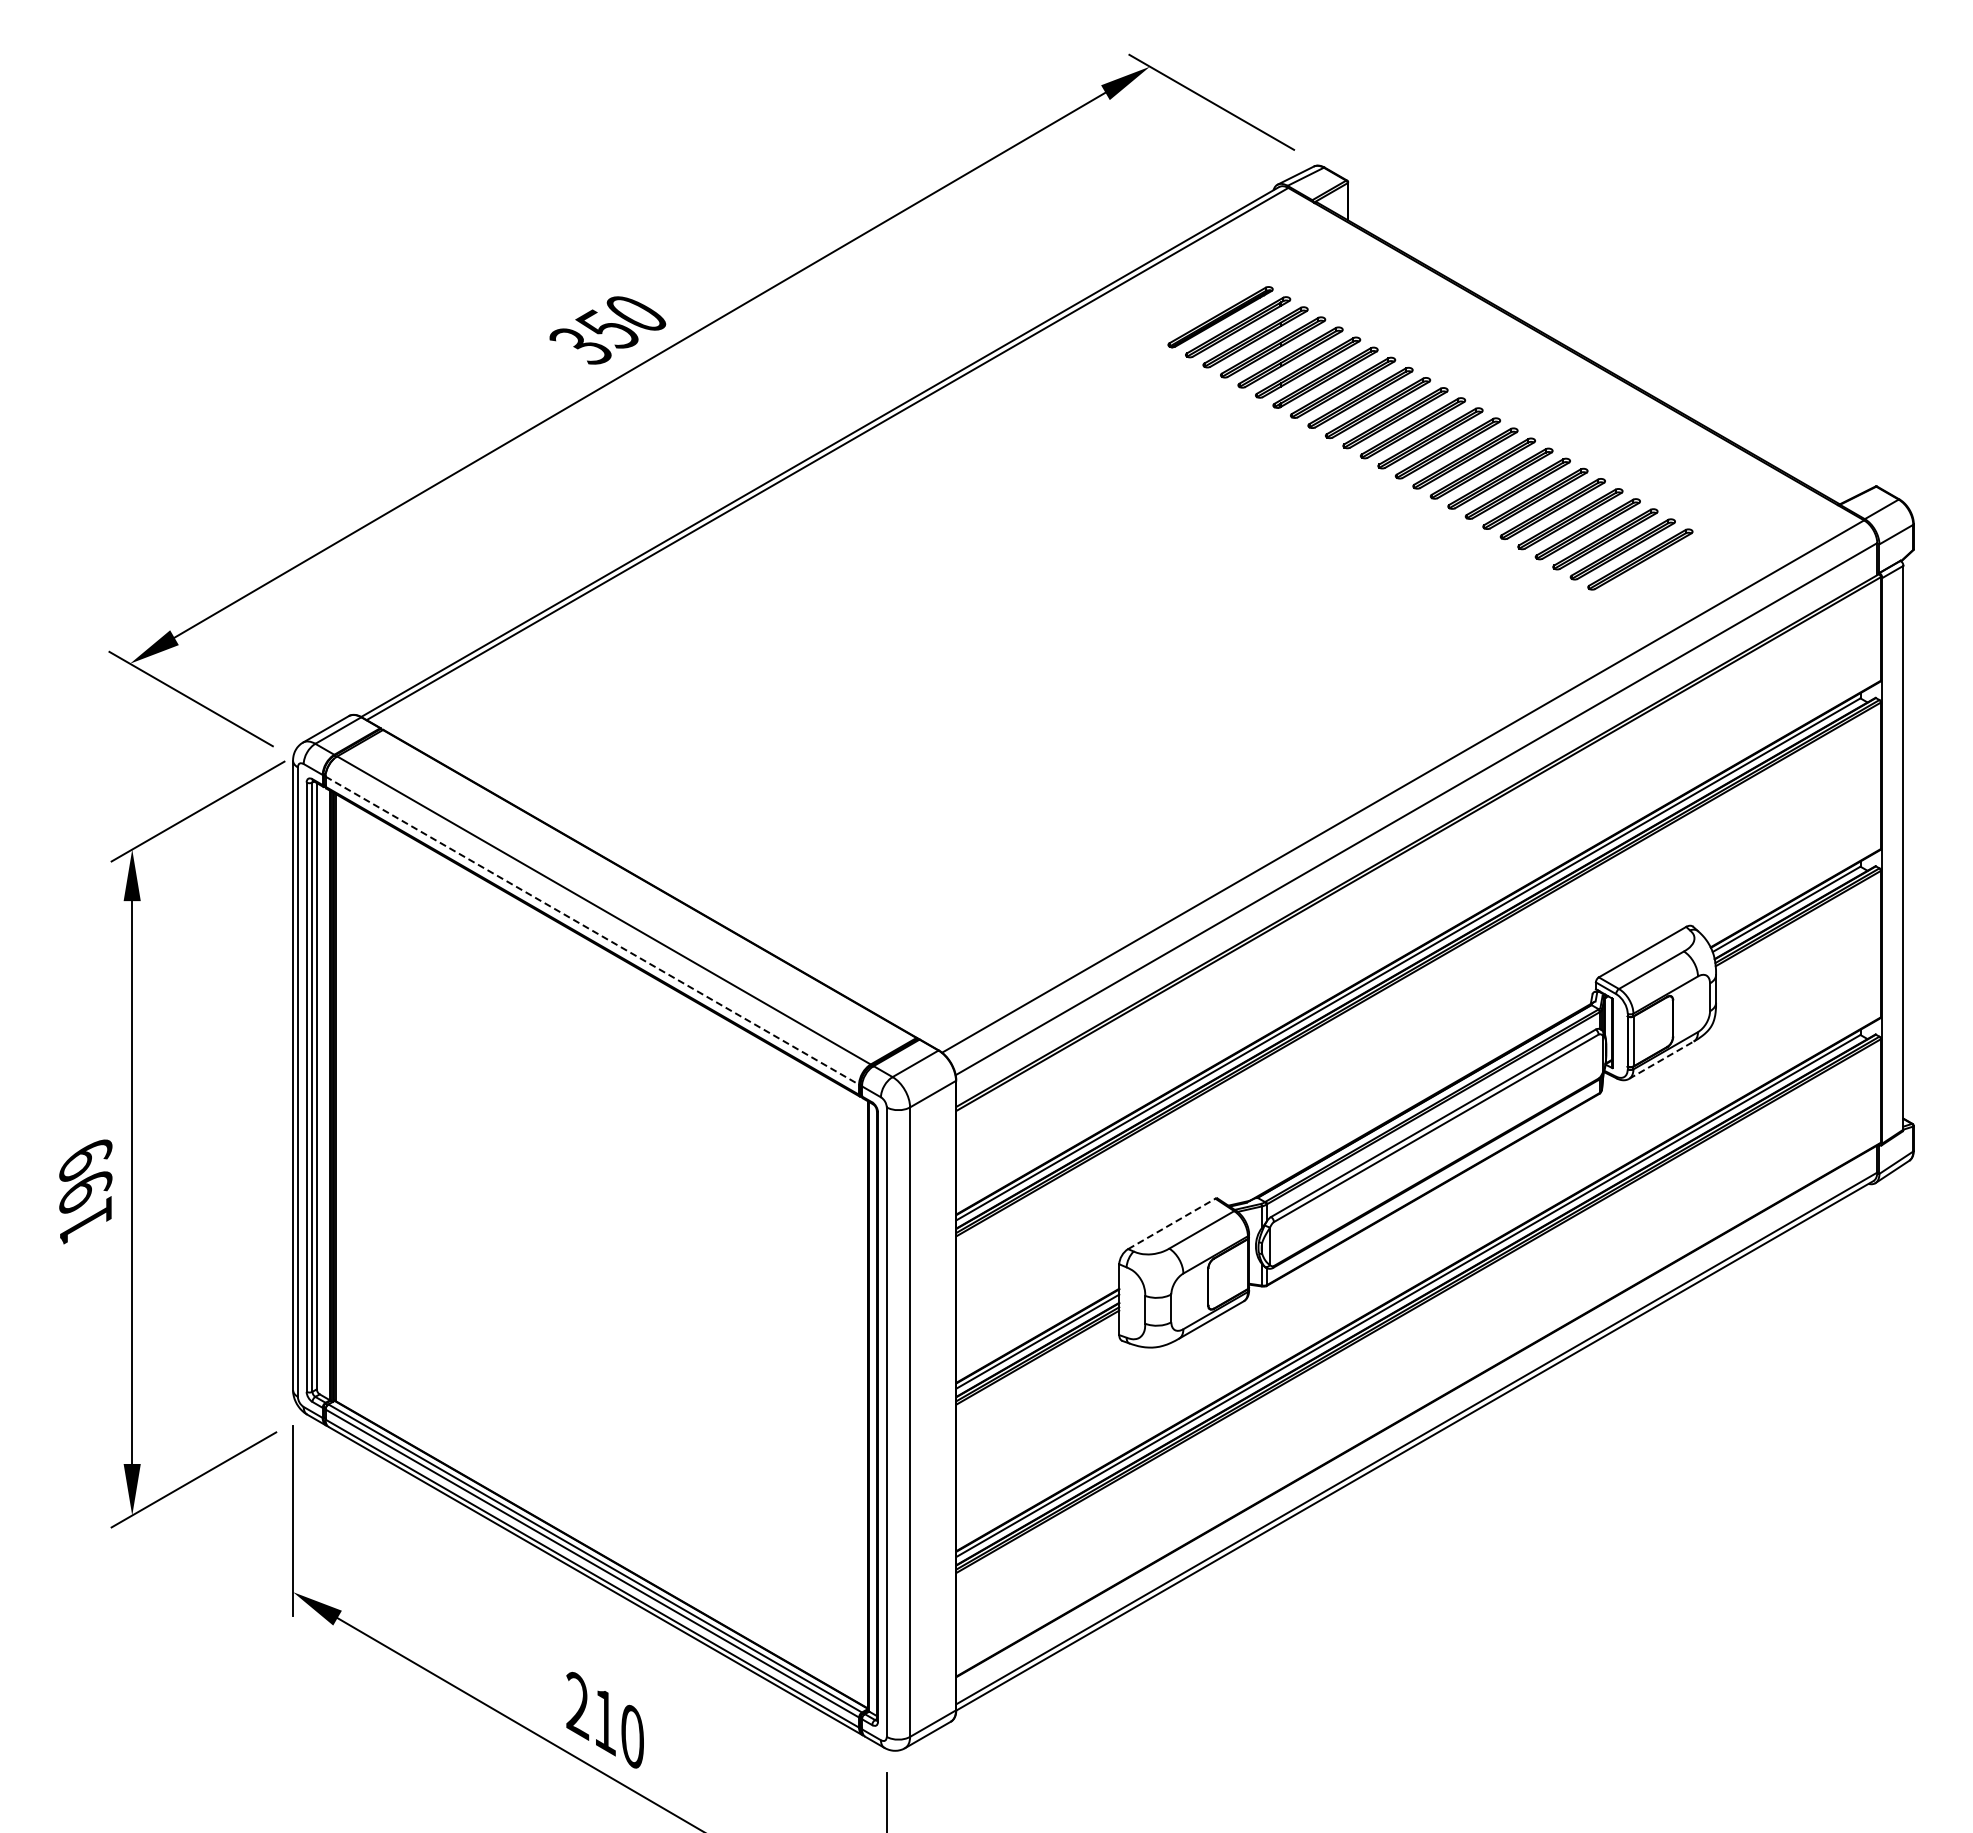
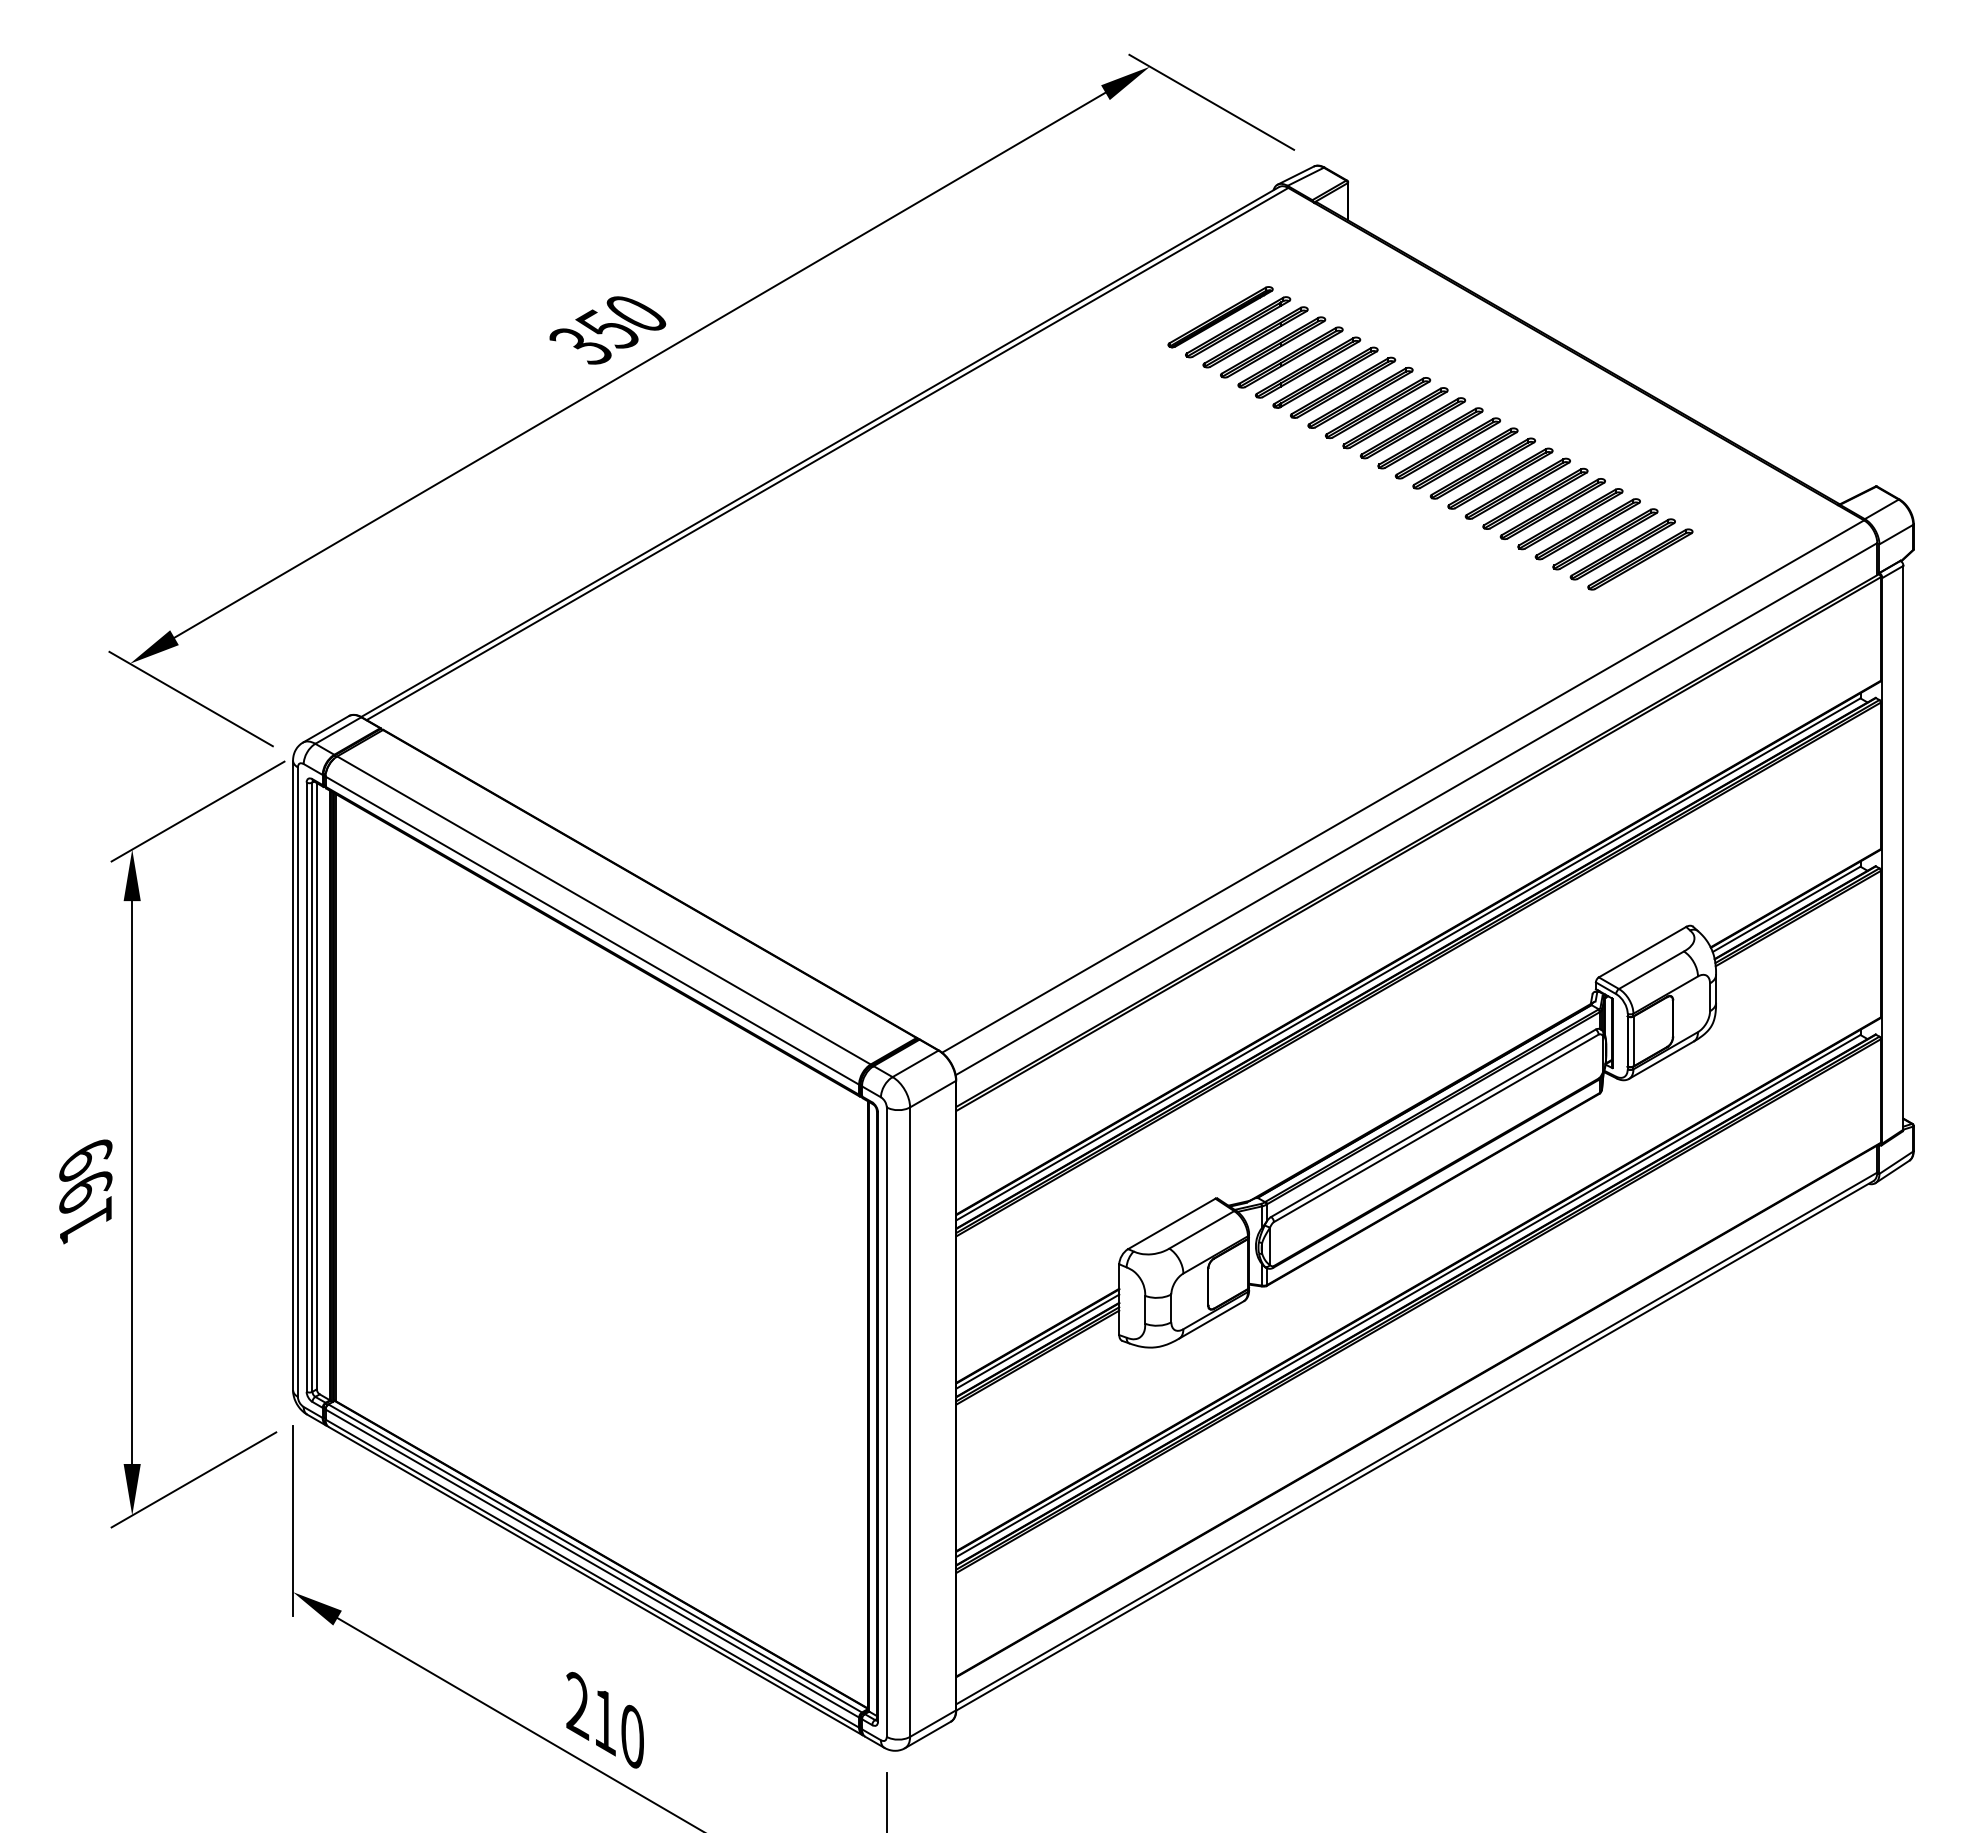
line: dashed -> solid (592, 930)
line: dashed -> solid (1661, 1059)
line: dashed -> solid (1172, 1223)
